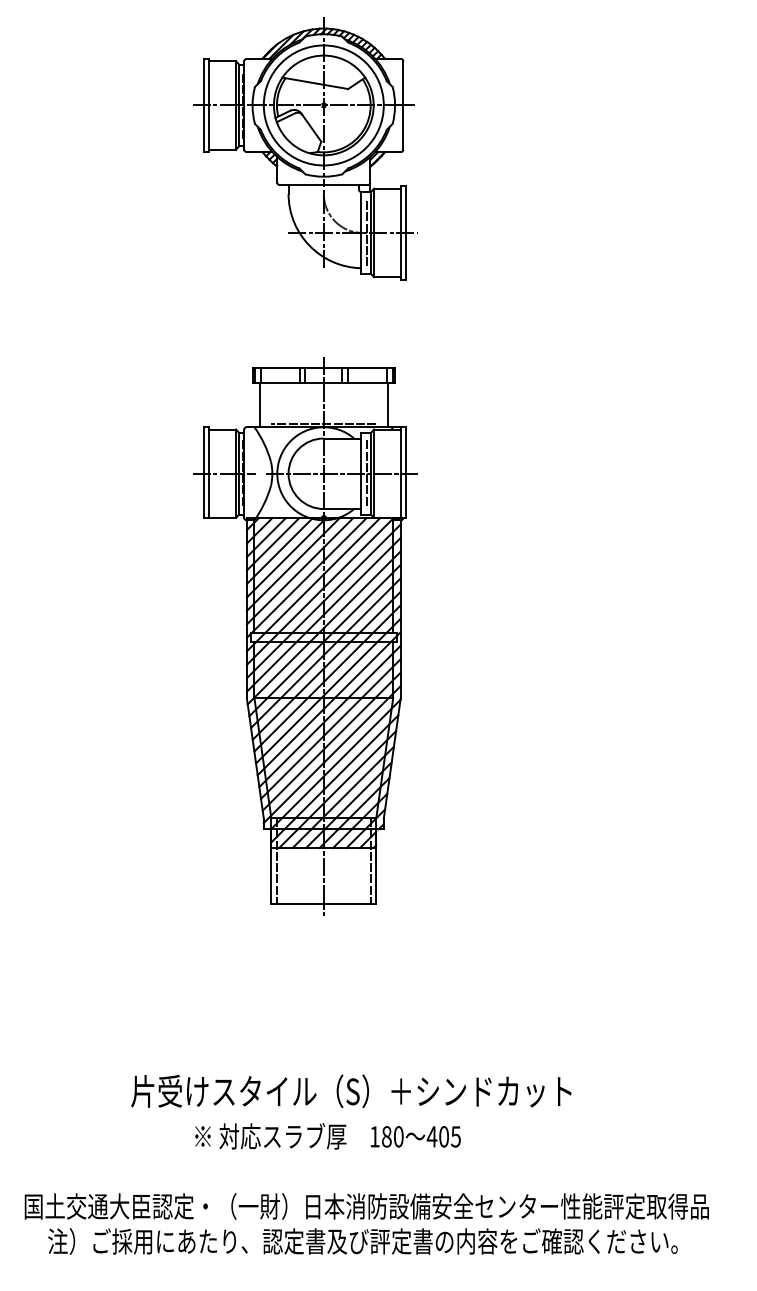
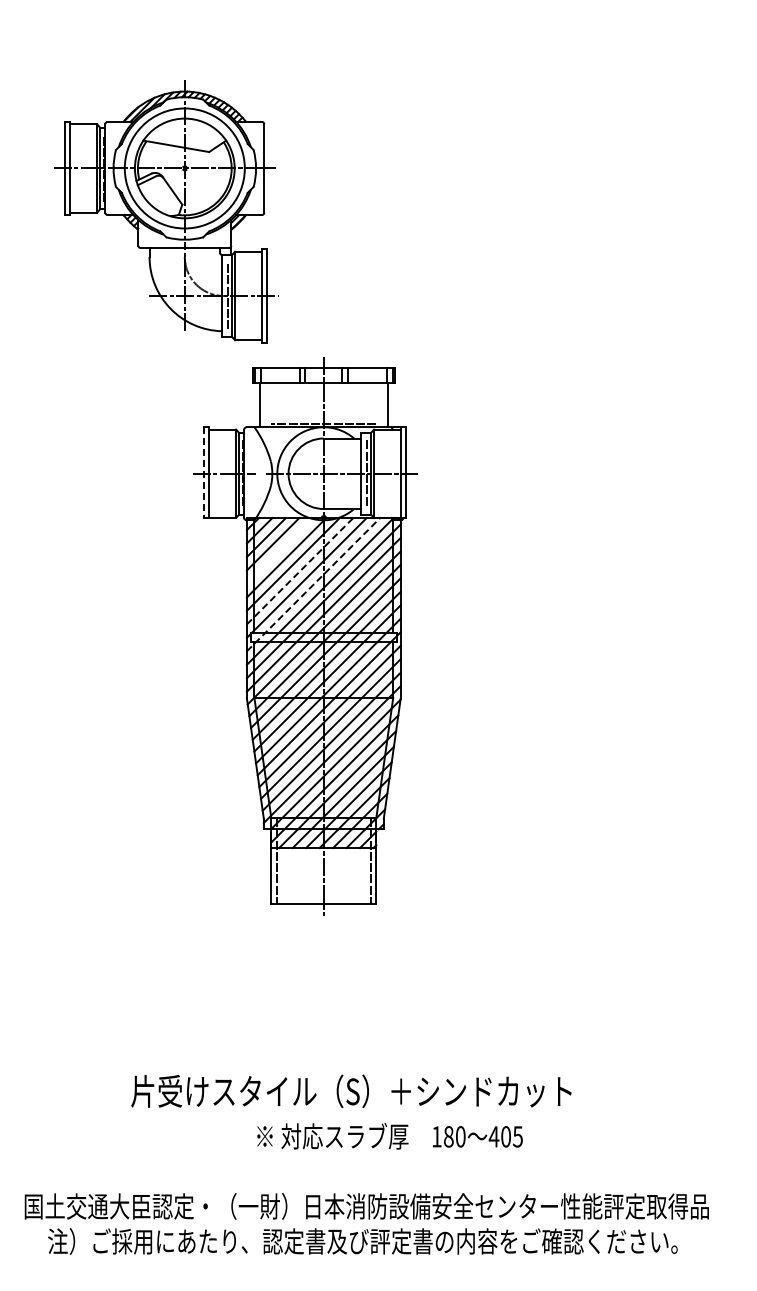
part position: (305, 148) -> (166, 211) (166, 211)
line: solid -> dashed (203, 473)
line: present -> none (279, 550)
line: solid -> dashed (300, 570)
line: solid -> dashed (313, 584)
text position: (327, 1136) -> (389, 1136) (389, 1136)
